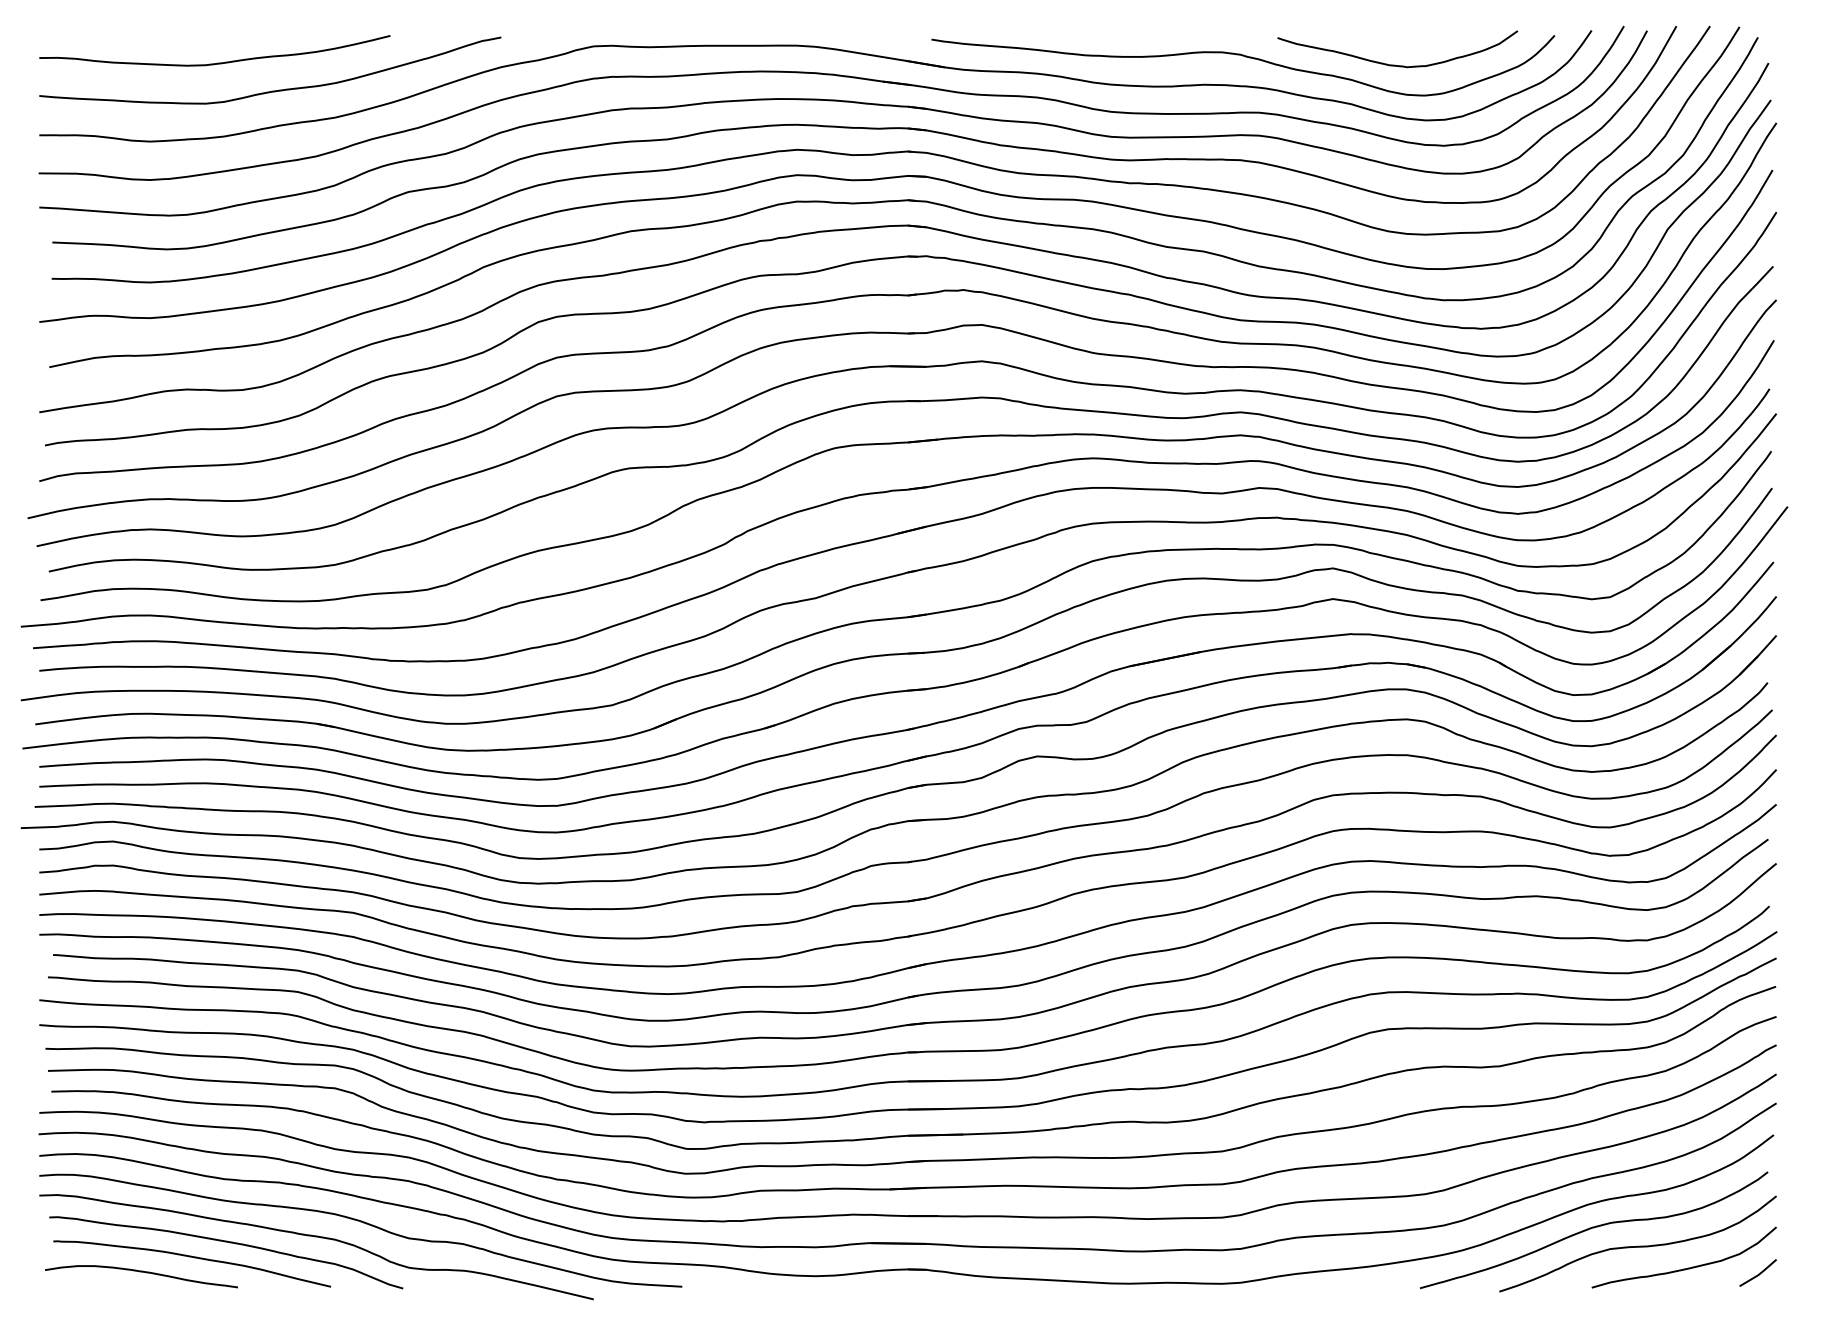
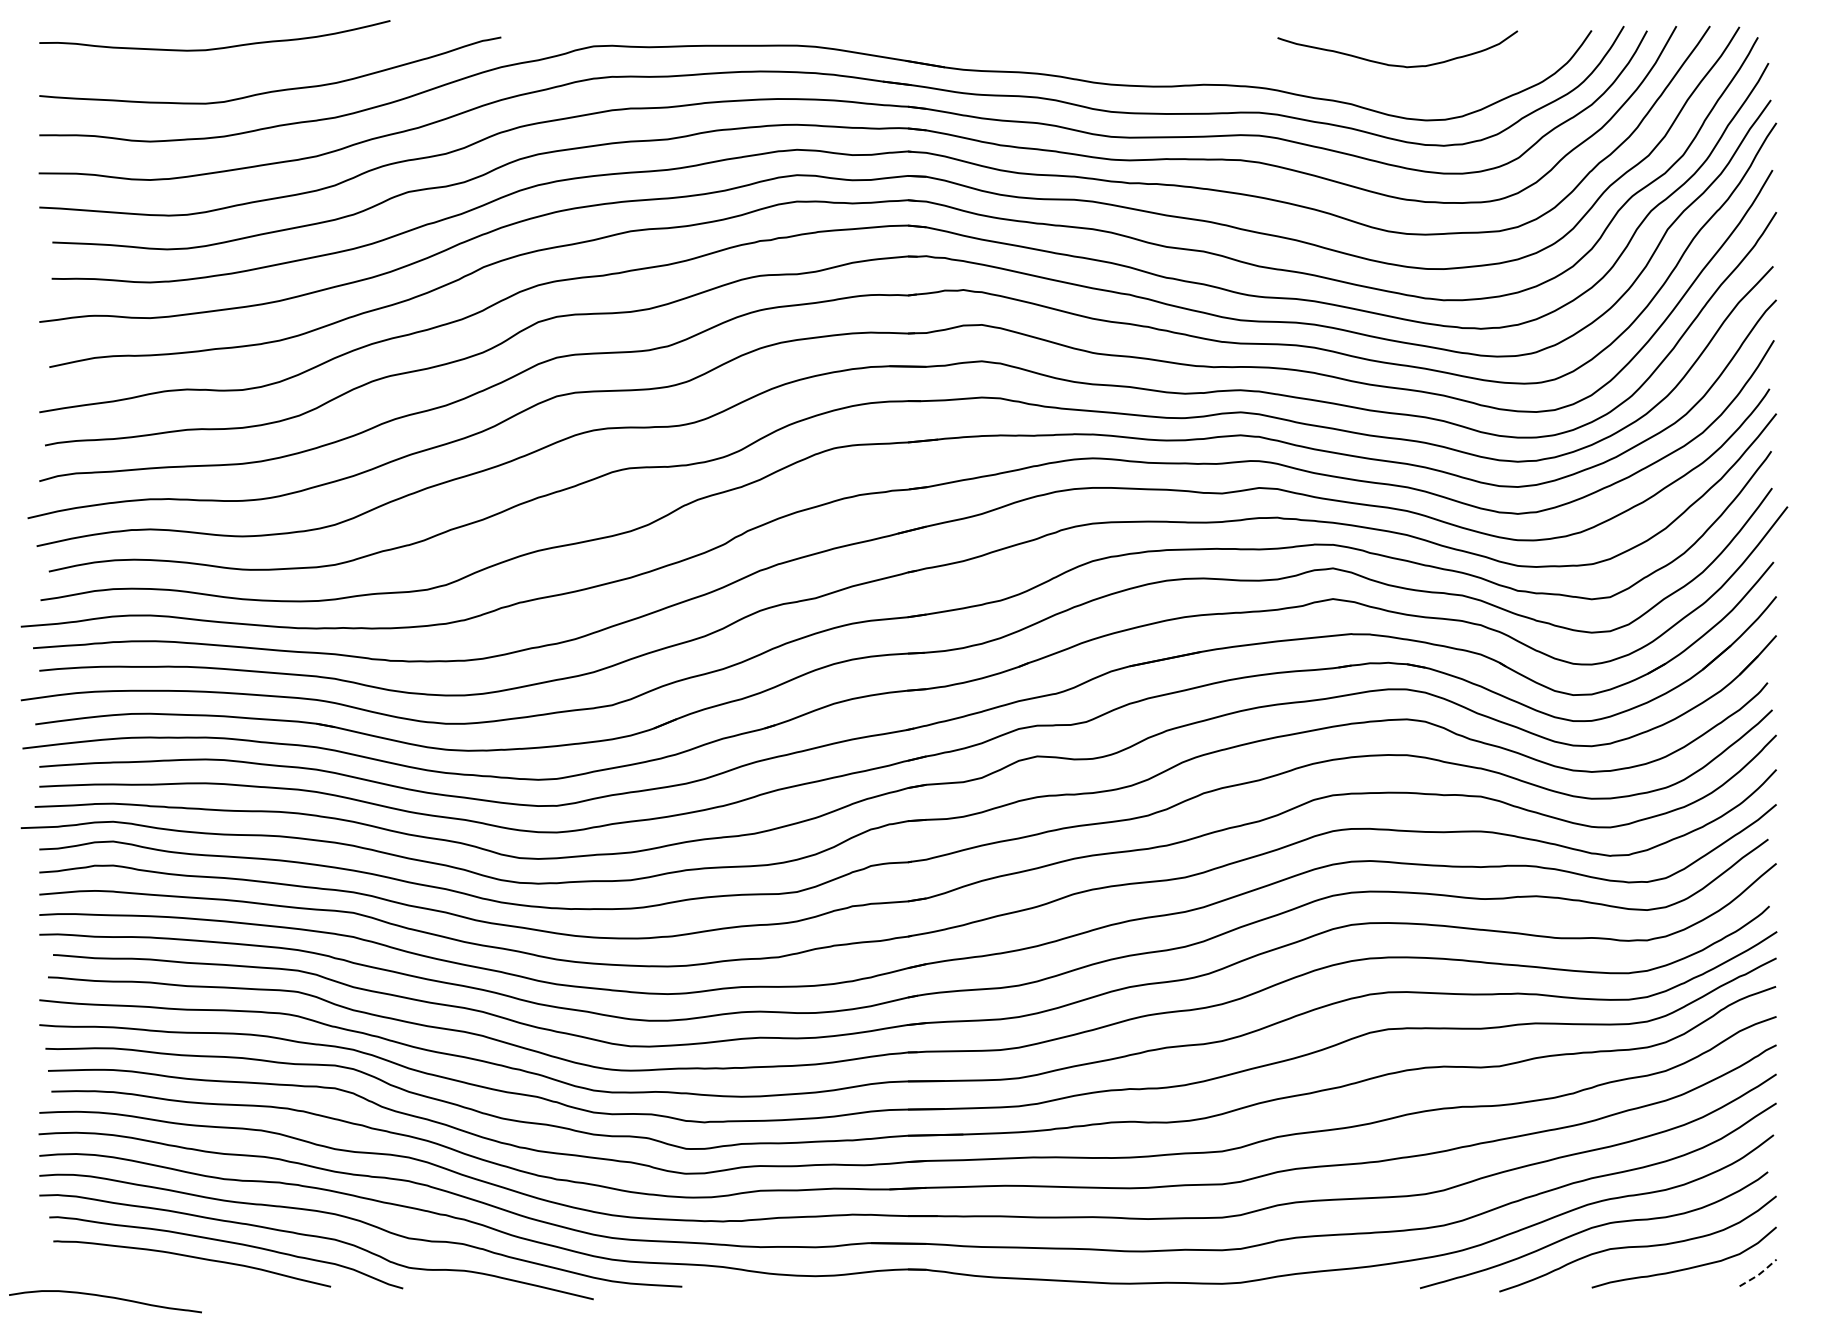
curve: present -> none (1245, 57)
curve position: (217, 62) -> (217, 47) (217, 47)
curve position: (141, 1272) -> (105, 1297) (105, 1297)
line: solid -> dashed (1759, 1274)
